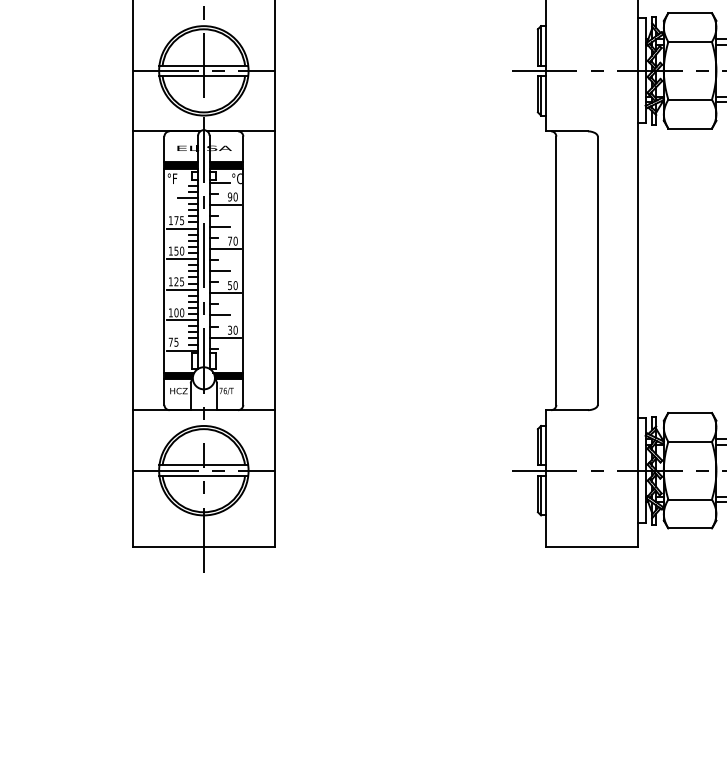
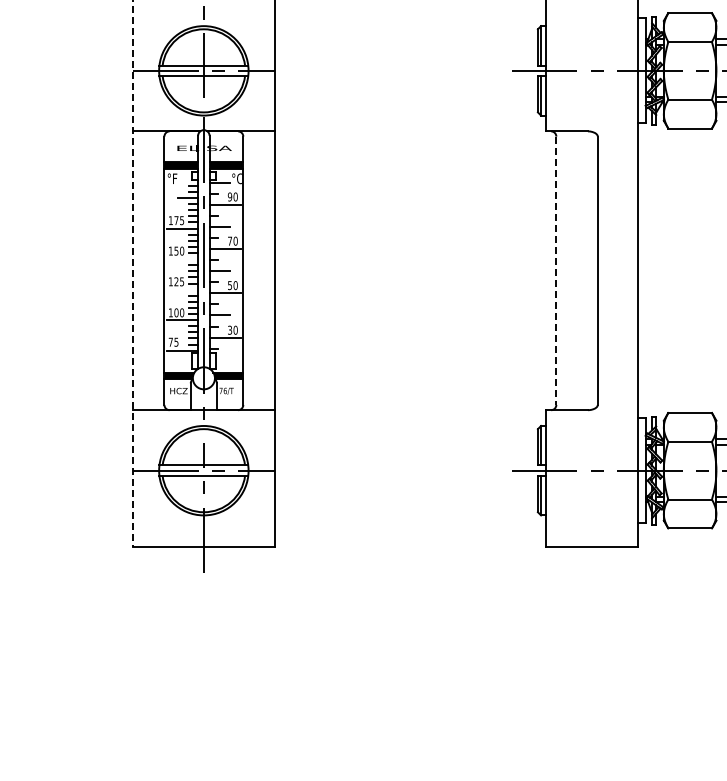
line: present -> none (182, 259)
line: solid -> dashed (556, 271)
line: solid -> dashed (132, 274)
line: present -> none (182, 289)
